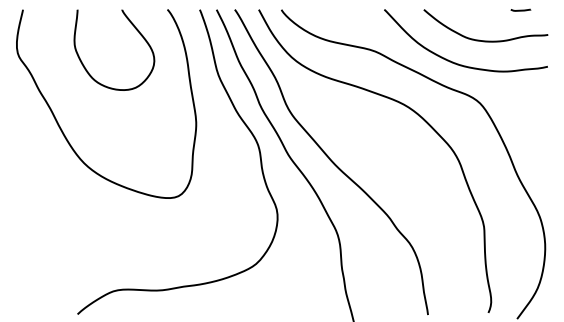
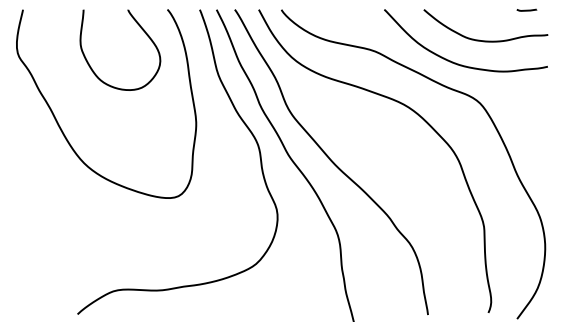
line position: (520, 9) -> (526, 9) (526, 9)
curve position: (134, 28) -> (140, 28) (140, 28)
